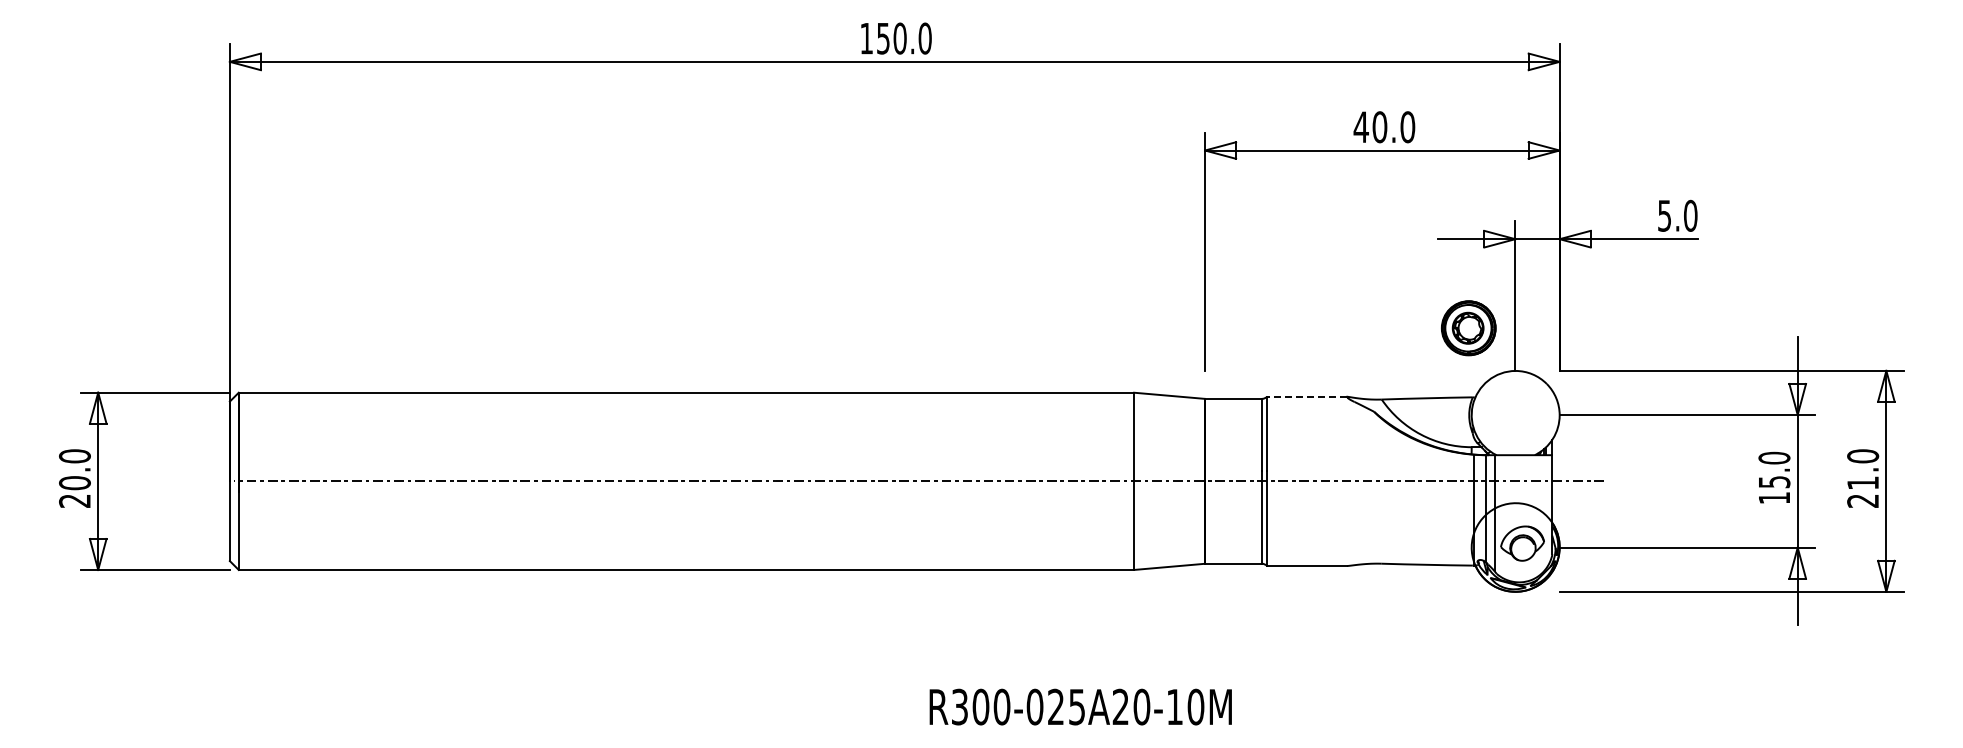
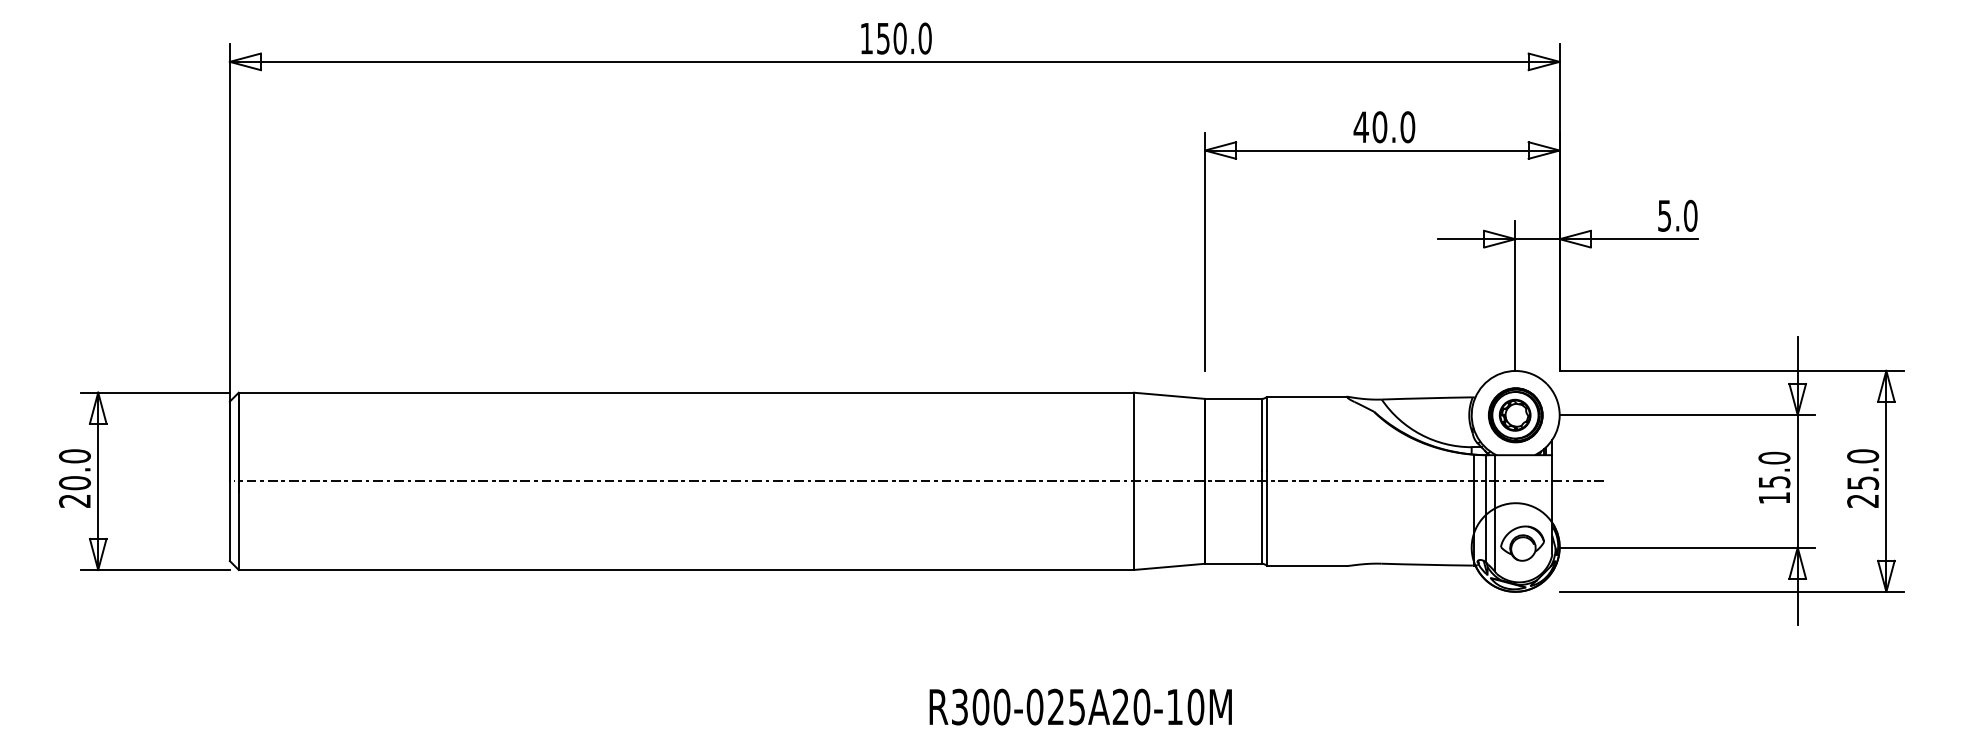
part position: (1468, 328) -> (1515, 415) (1515, 415)
line: dashed -> solid (1306, 396)
text: 21.0 -> 25.0 (1863, 482)
